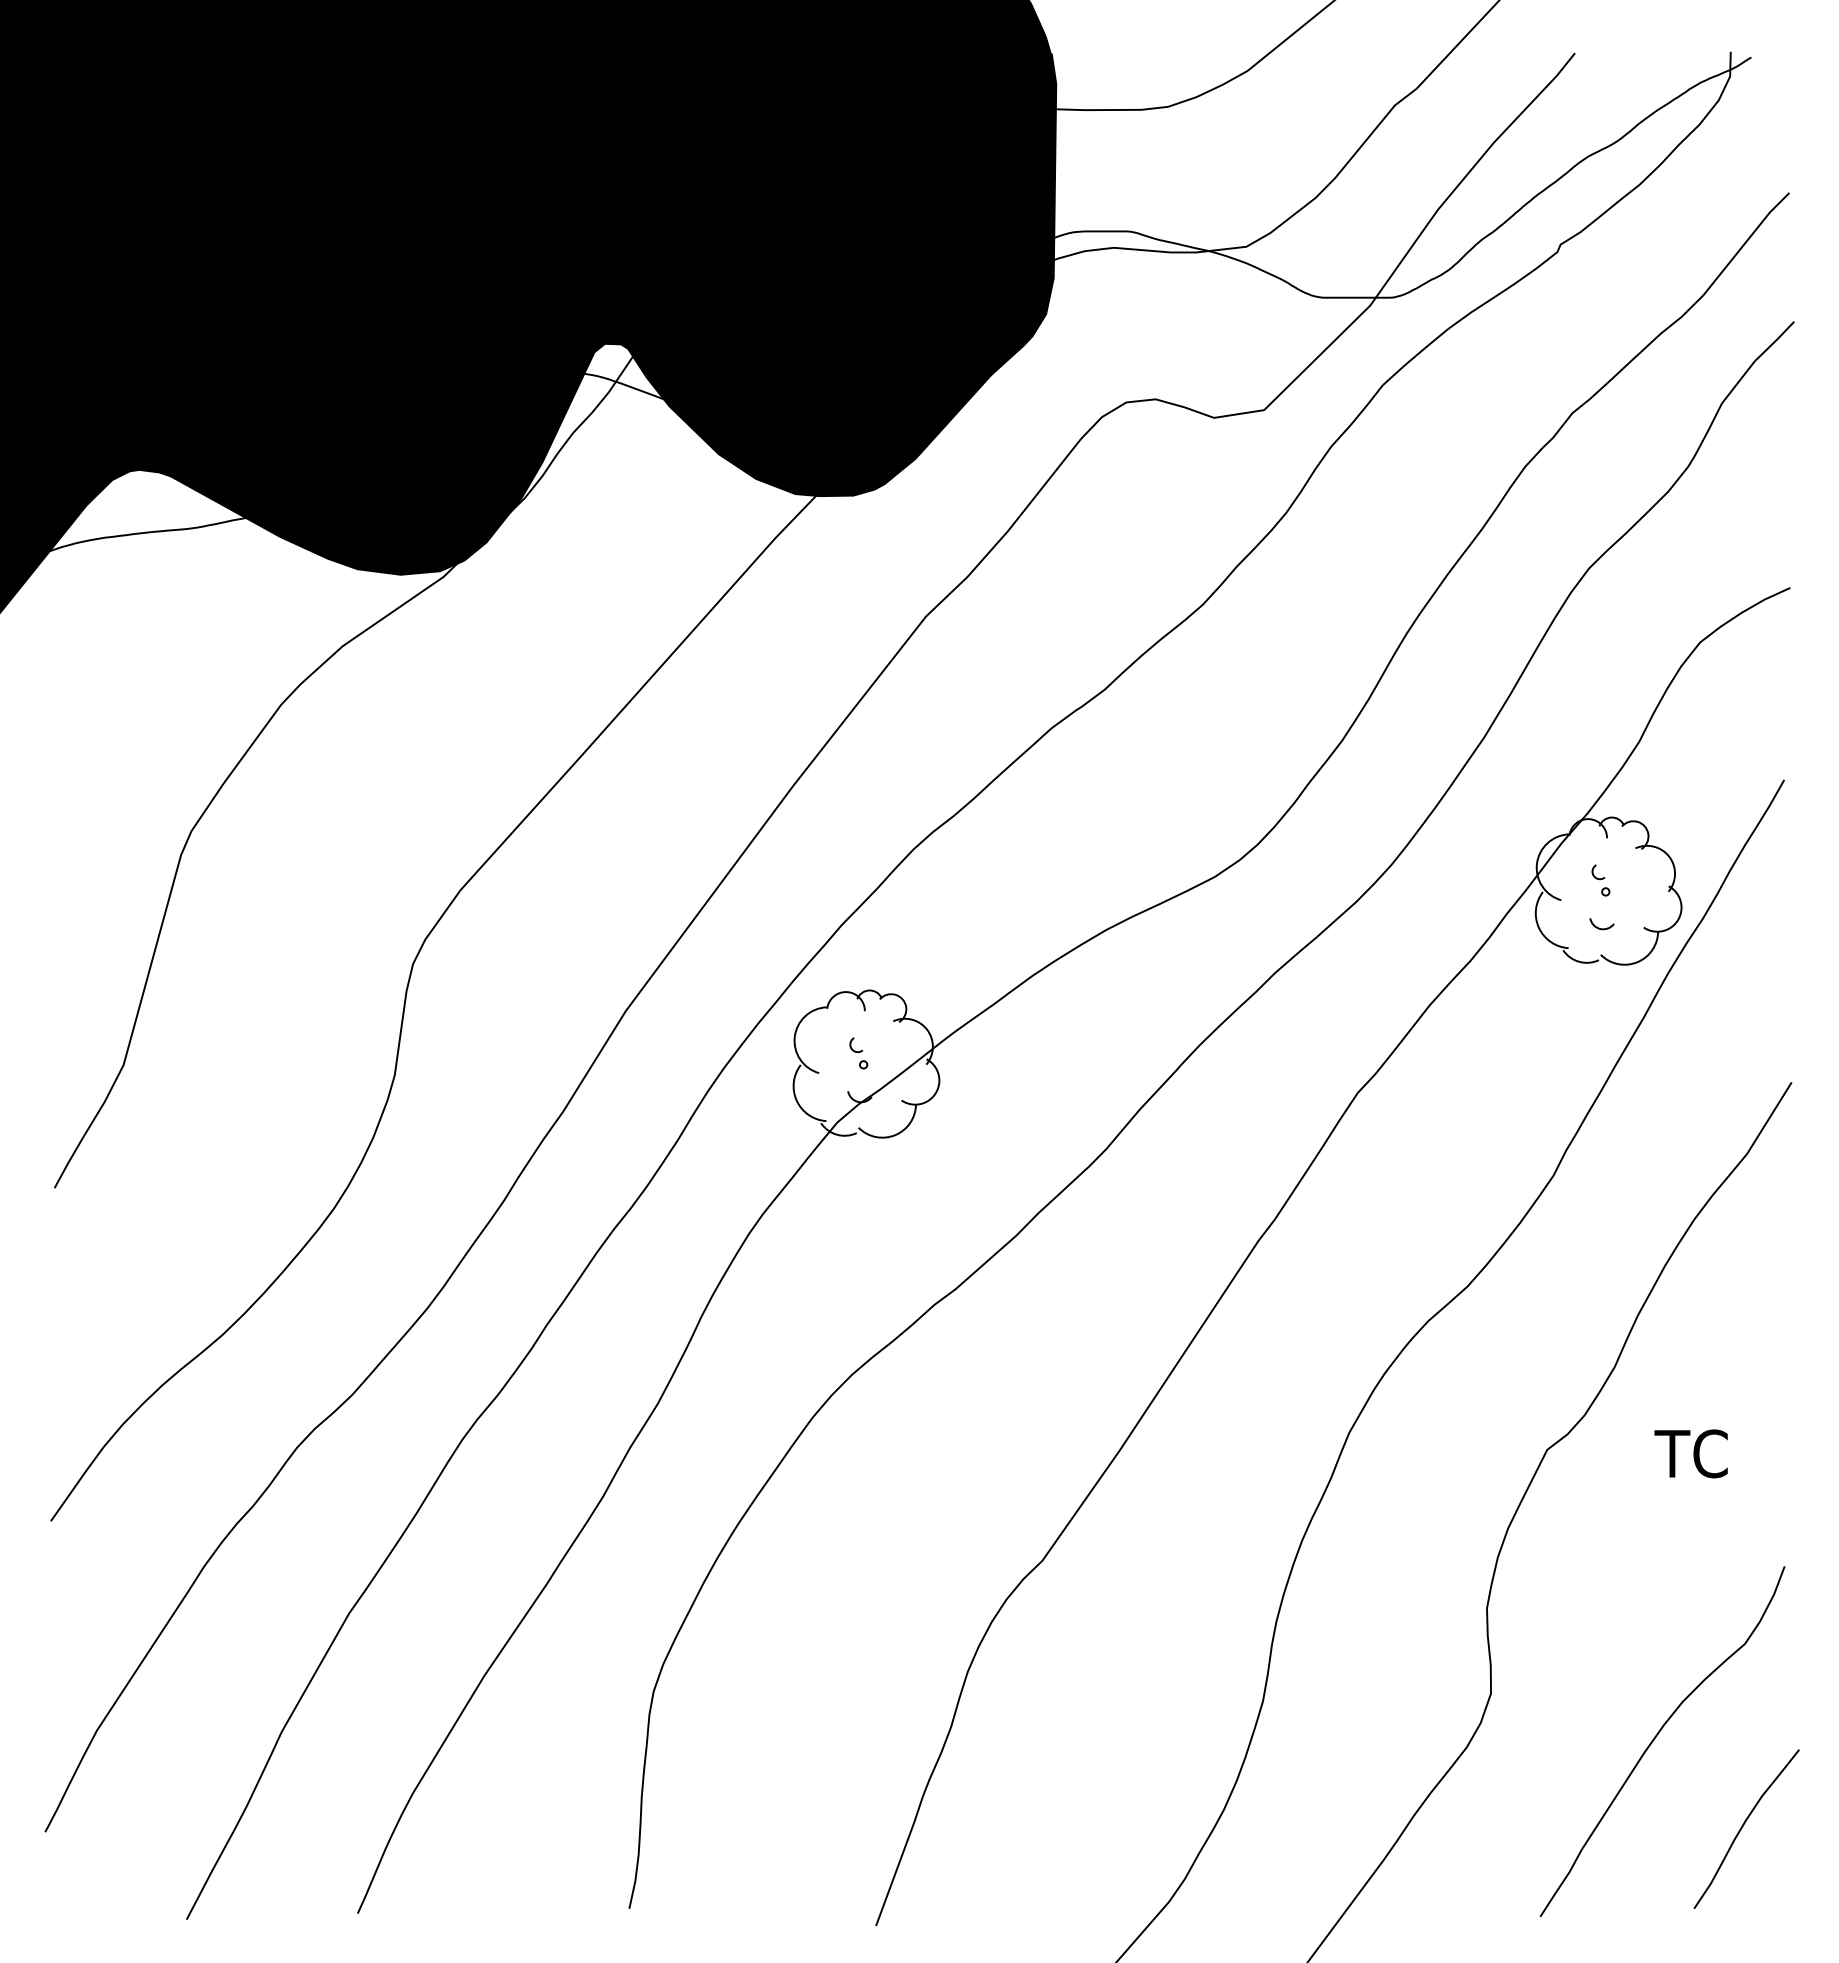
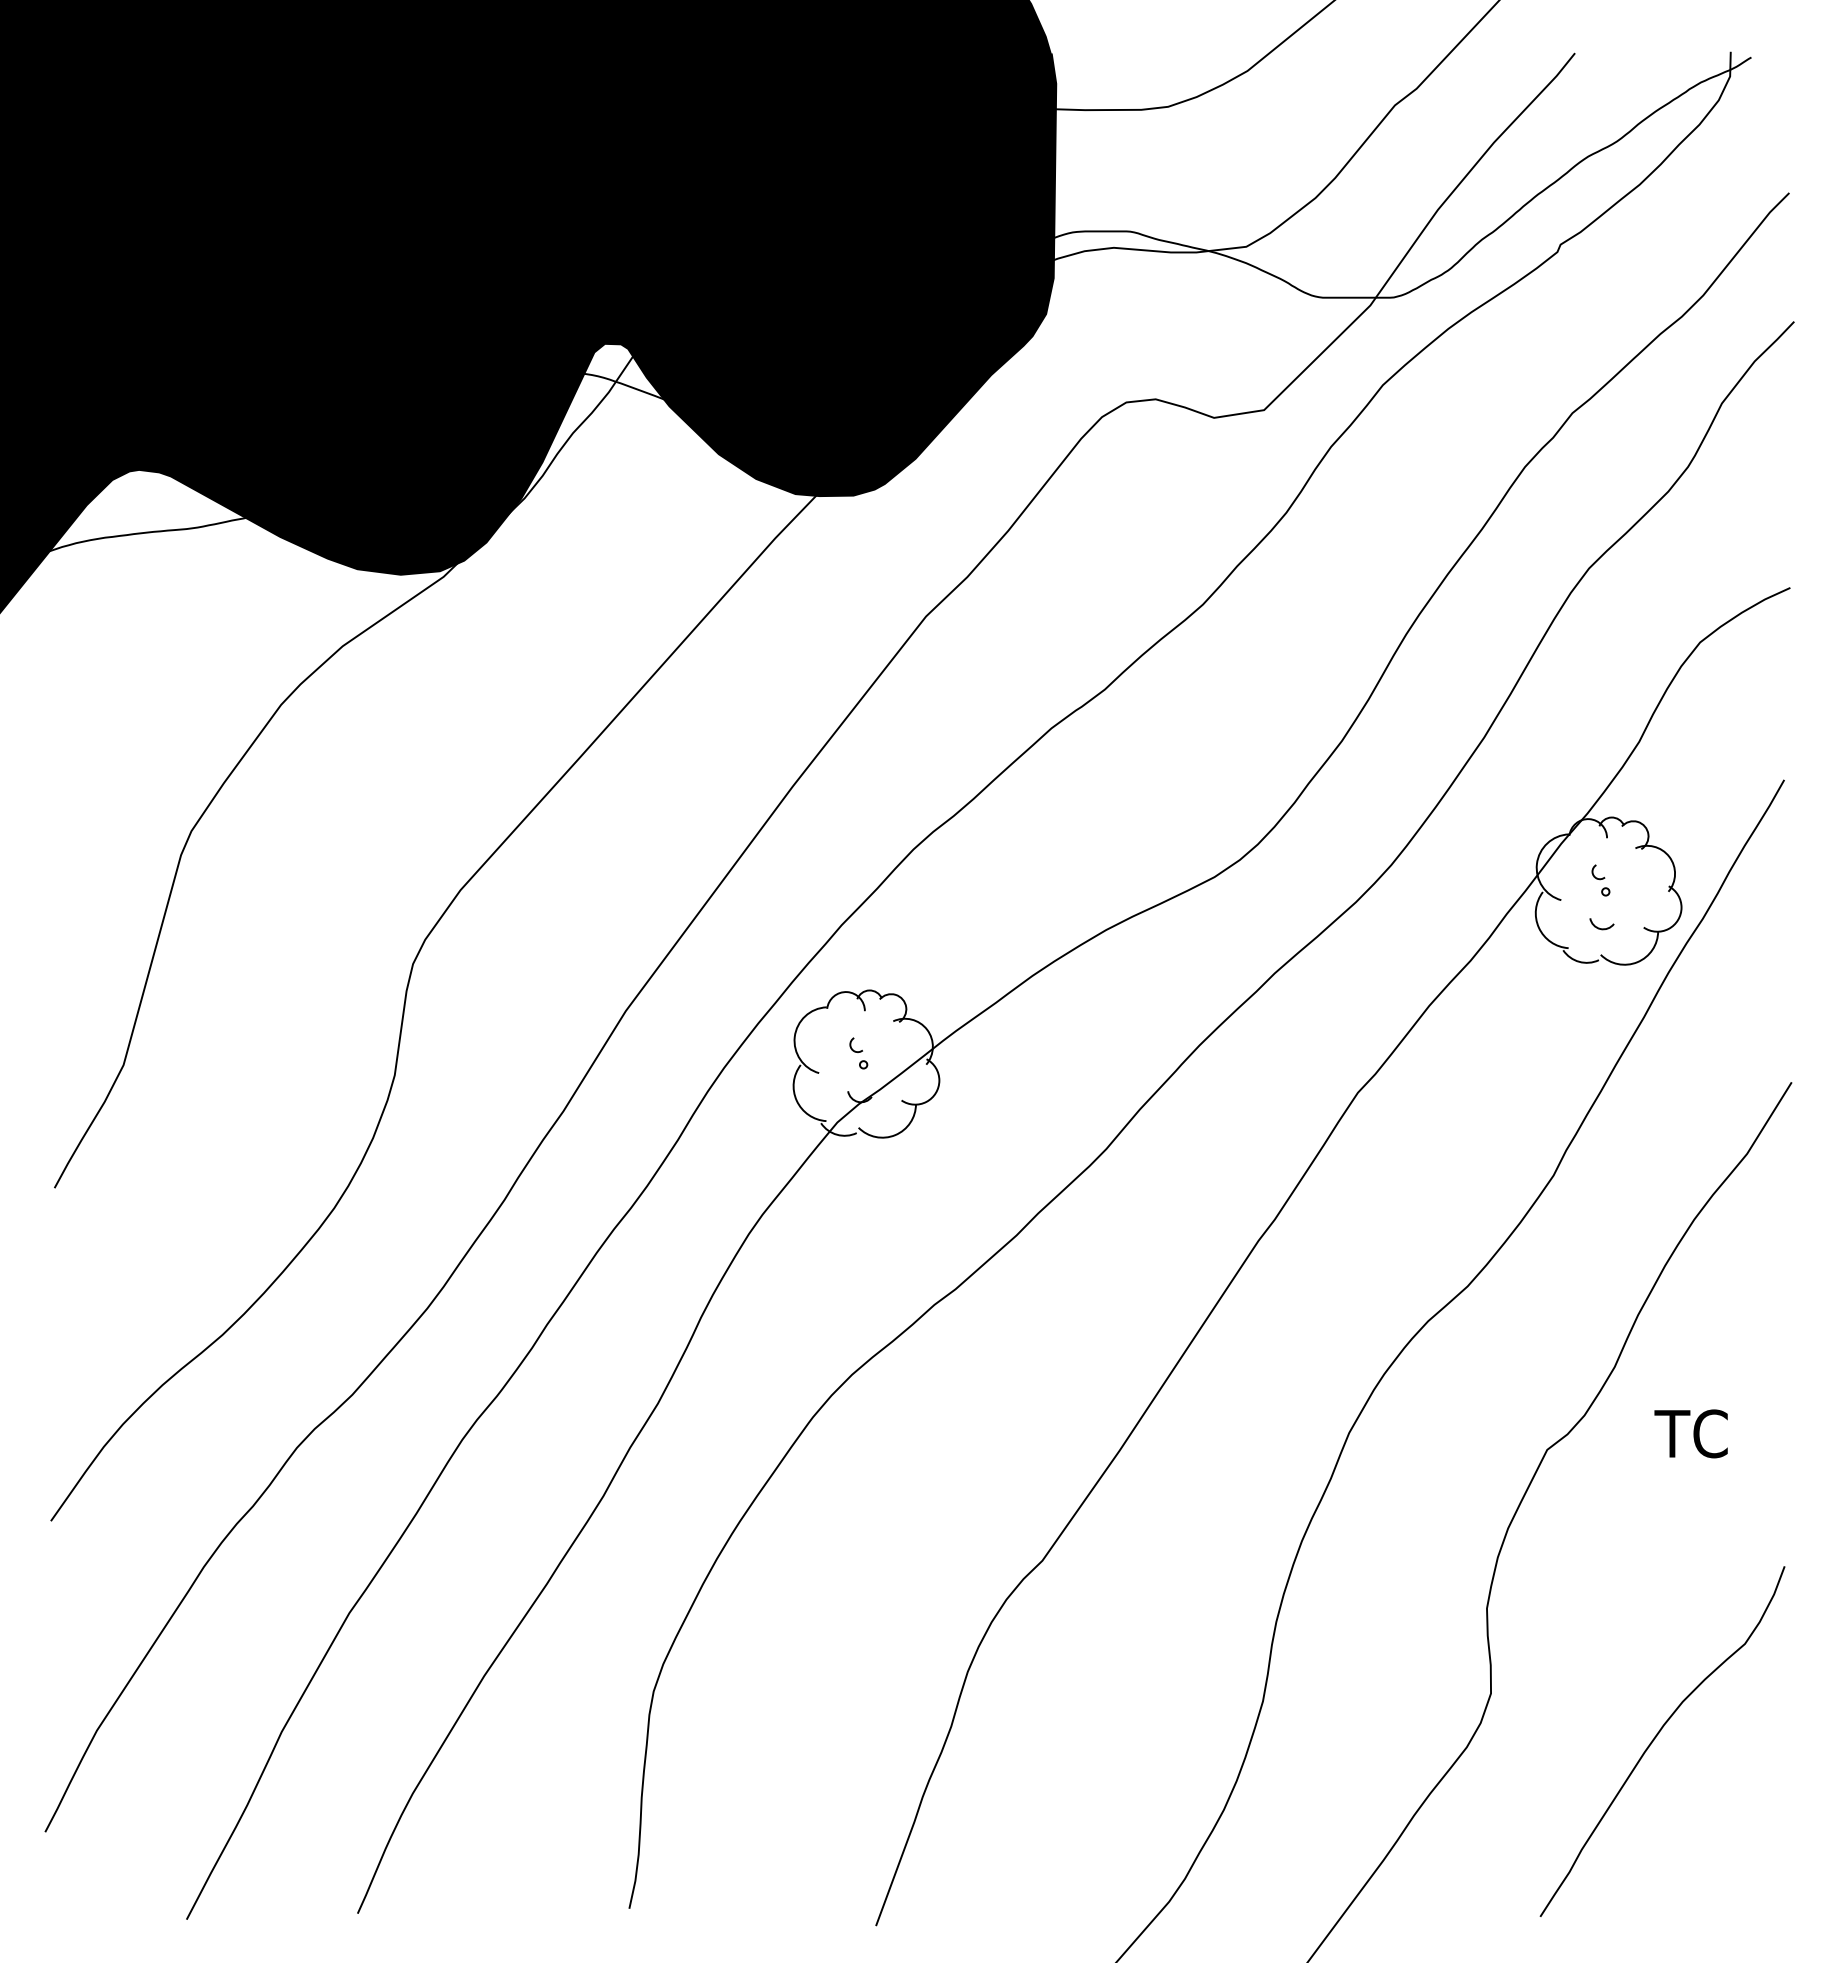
text position: (1690, 1453) -> (1690, 1433) (1690, 1433)
curve: present -> none (1744, 1825)
